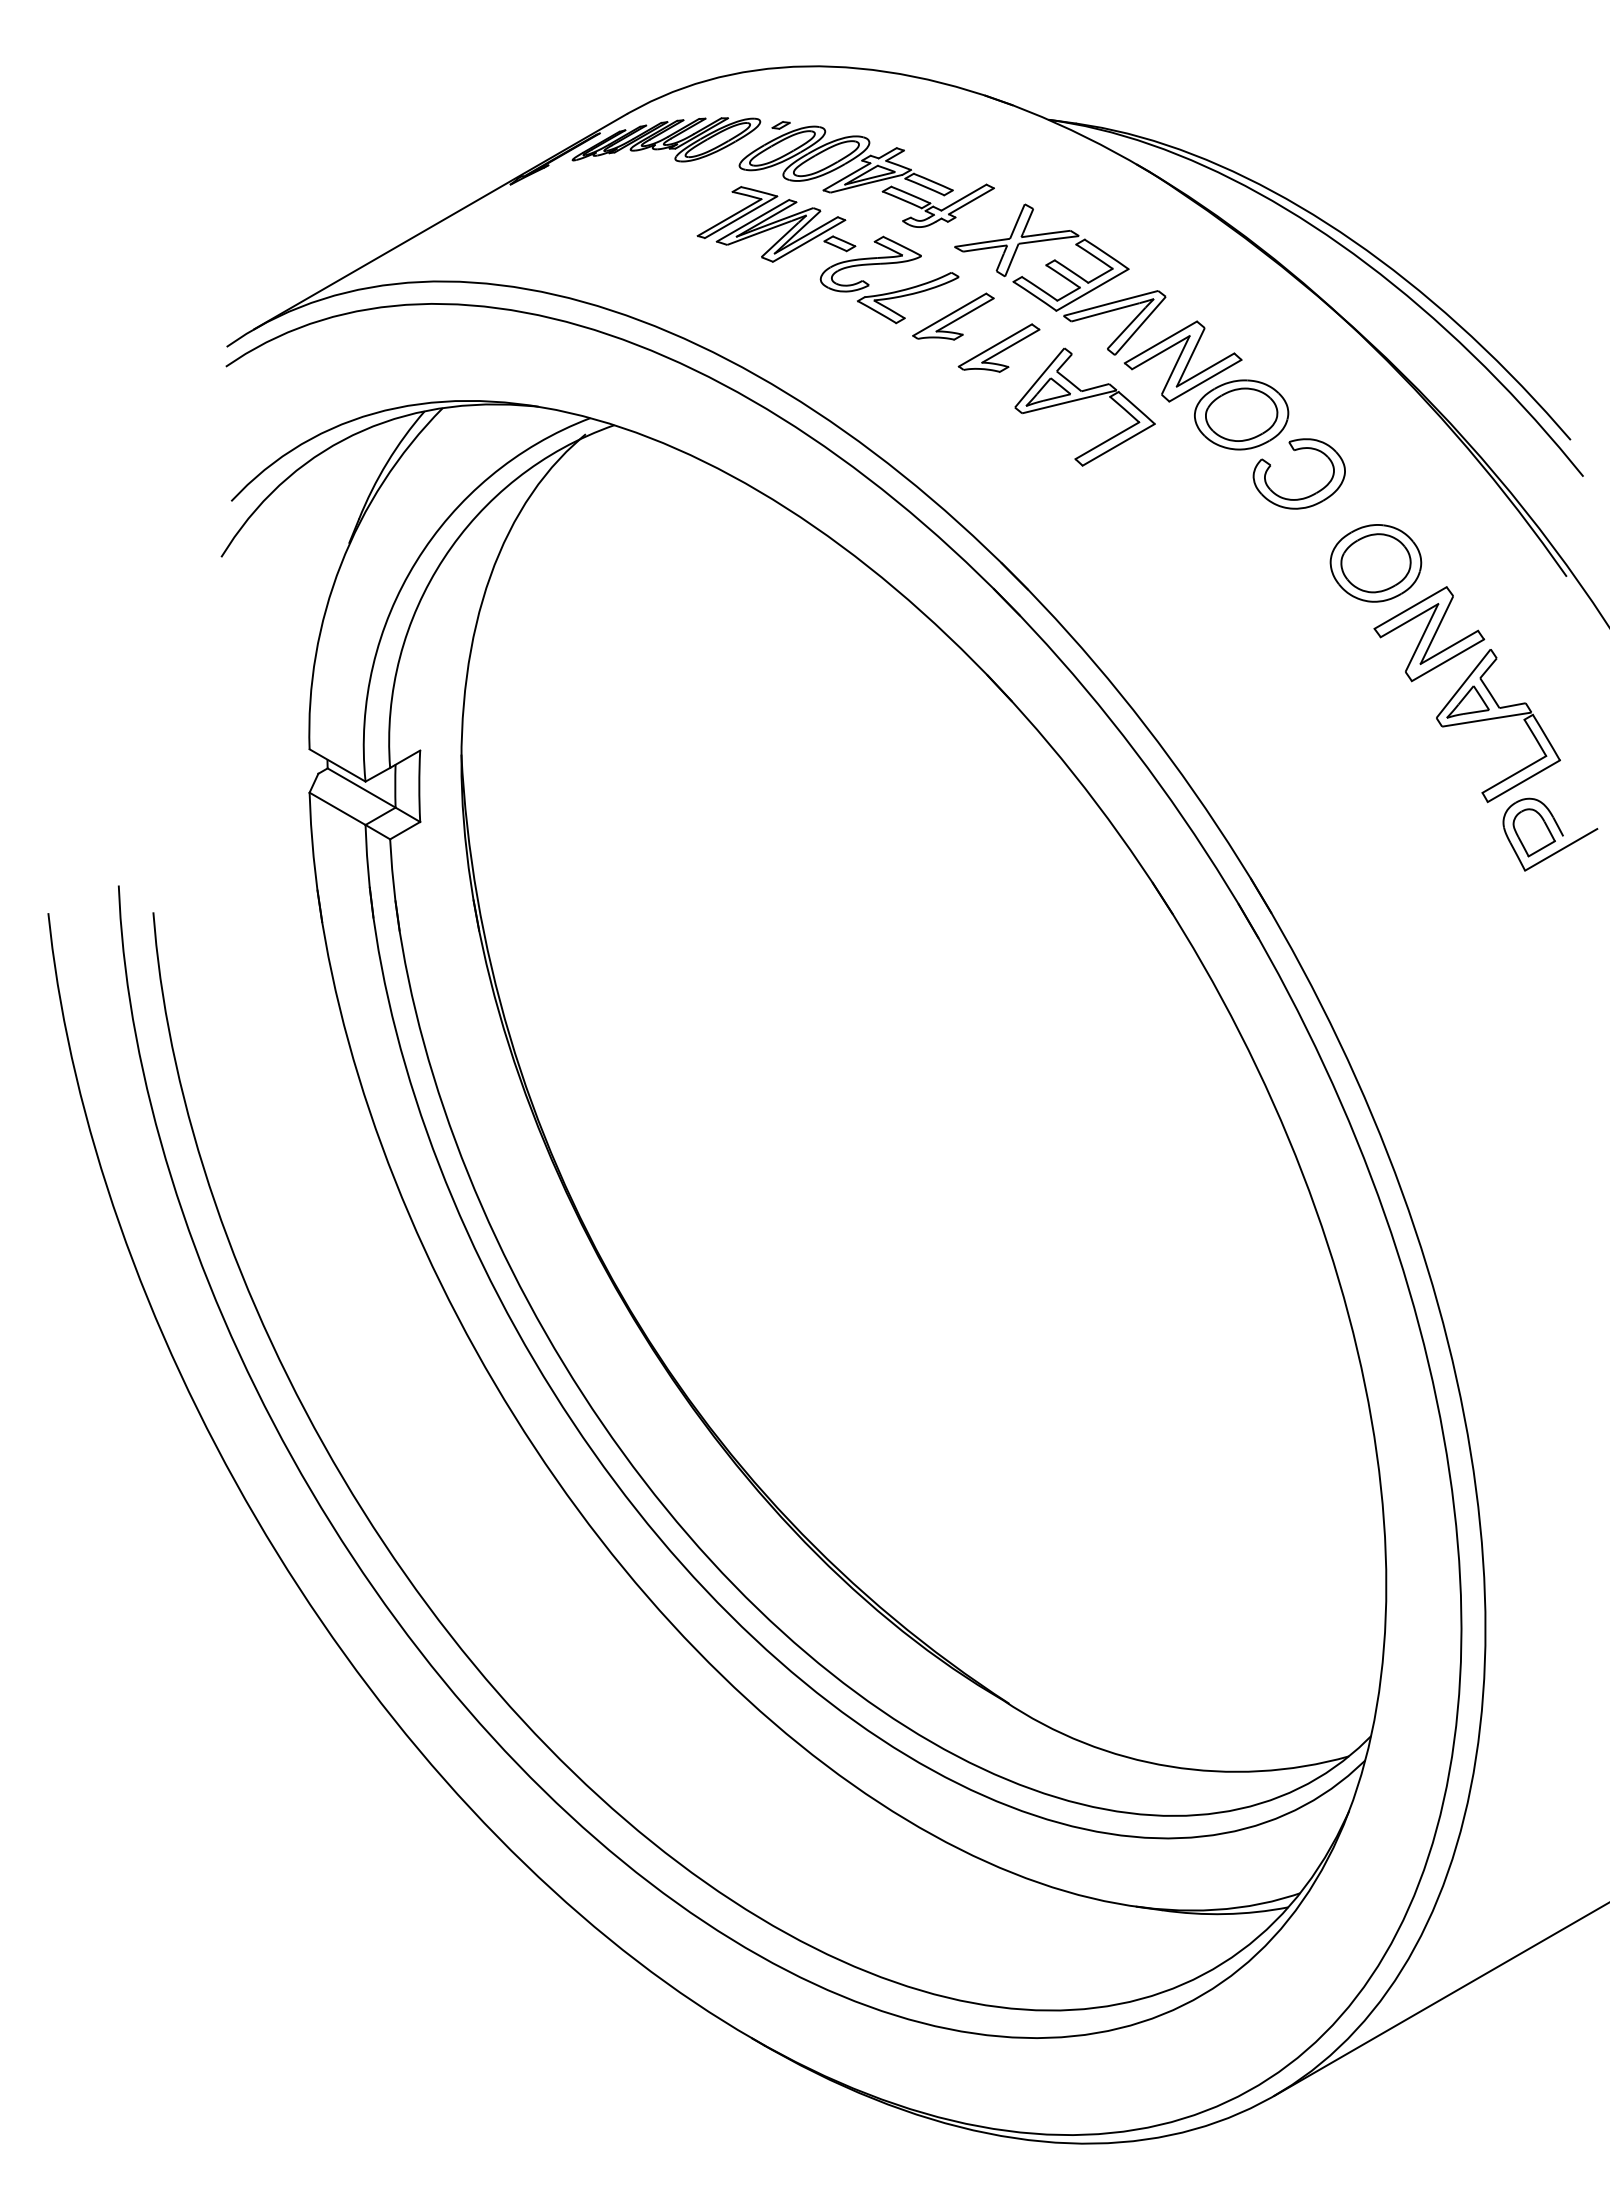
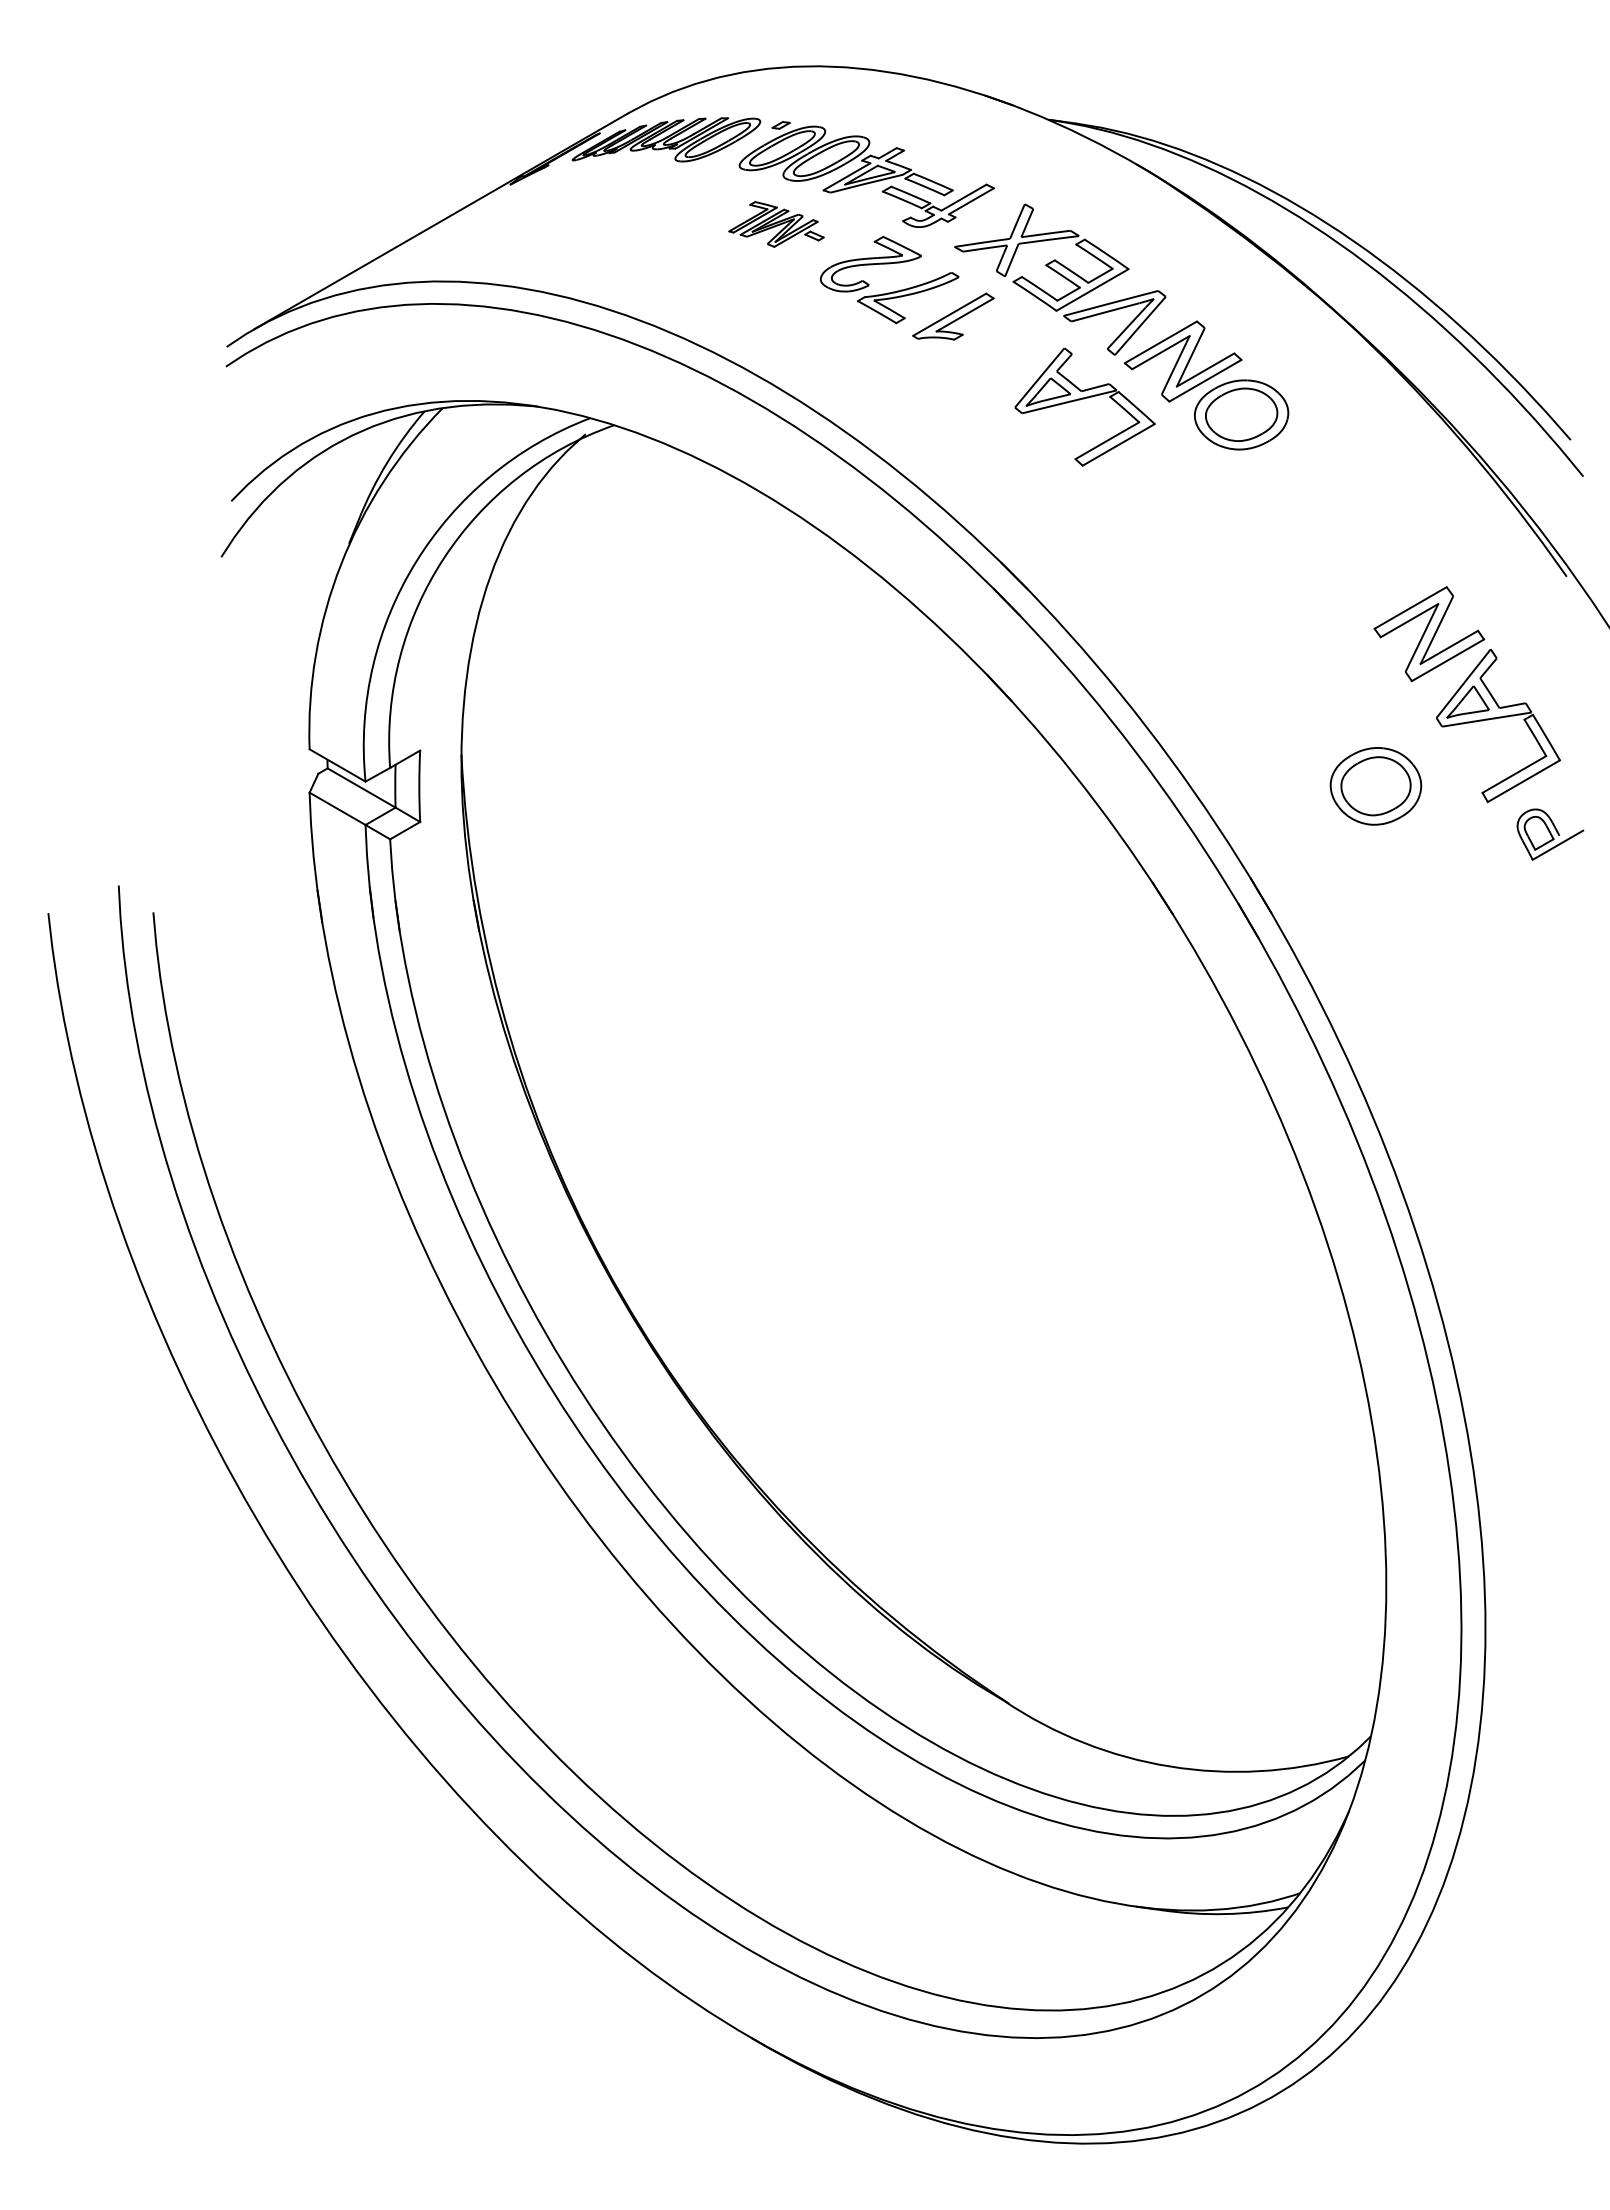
part size: 161x77 px -> 97x47 px (776, 224)
part: present -> none (998, 347)
part: present -> none (1294, 451)
part position: (1375, 563) -> (1375, 786) (1375, 786)
part size: 97x75 px -> 69x53 px (1550, 834)
line: present -> none (1440, 1999)
